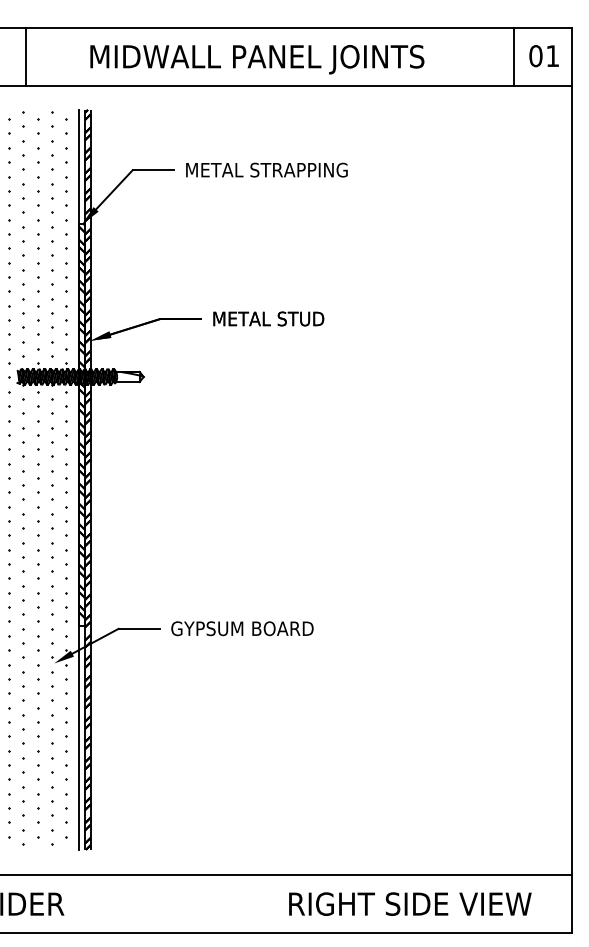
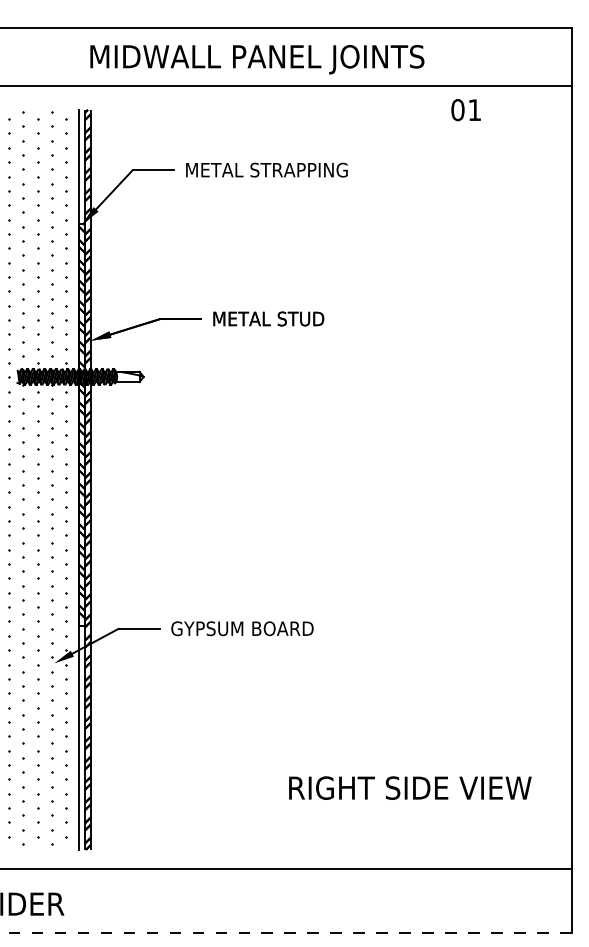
line: present -> none (26, 56)
line: present -> none (514, 56)
text position: (543, 56) -> (465, 110) (465, 110)
line position: (286, 875) -> (286, 869) (286, 869)
text position: (410, 903) -> (410, 787) (410, 787)
line: solid -> dashed (285, 932)
